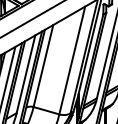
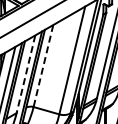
line: solid -> dashed (43, 66)
line: solid -> dashed (26, 74)
